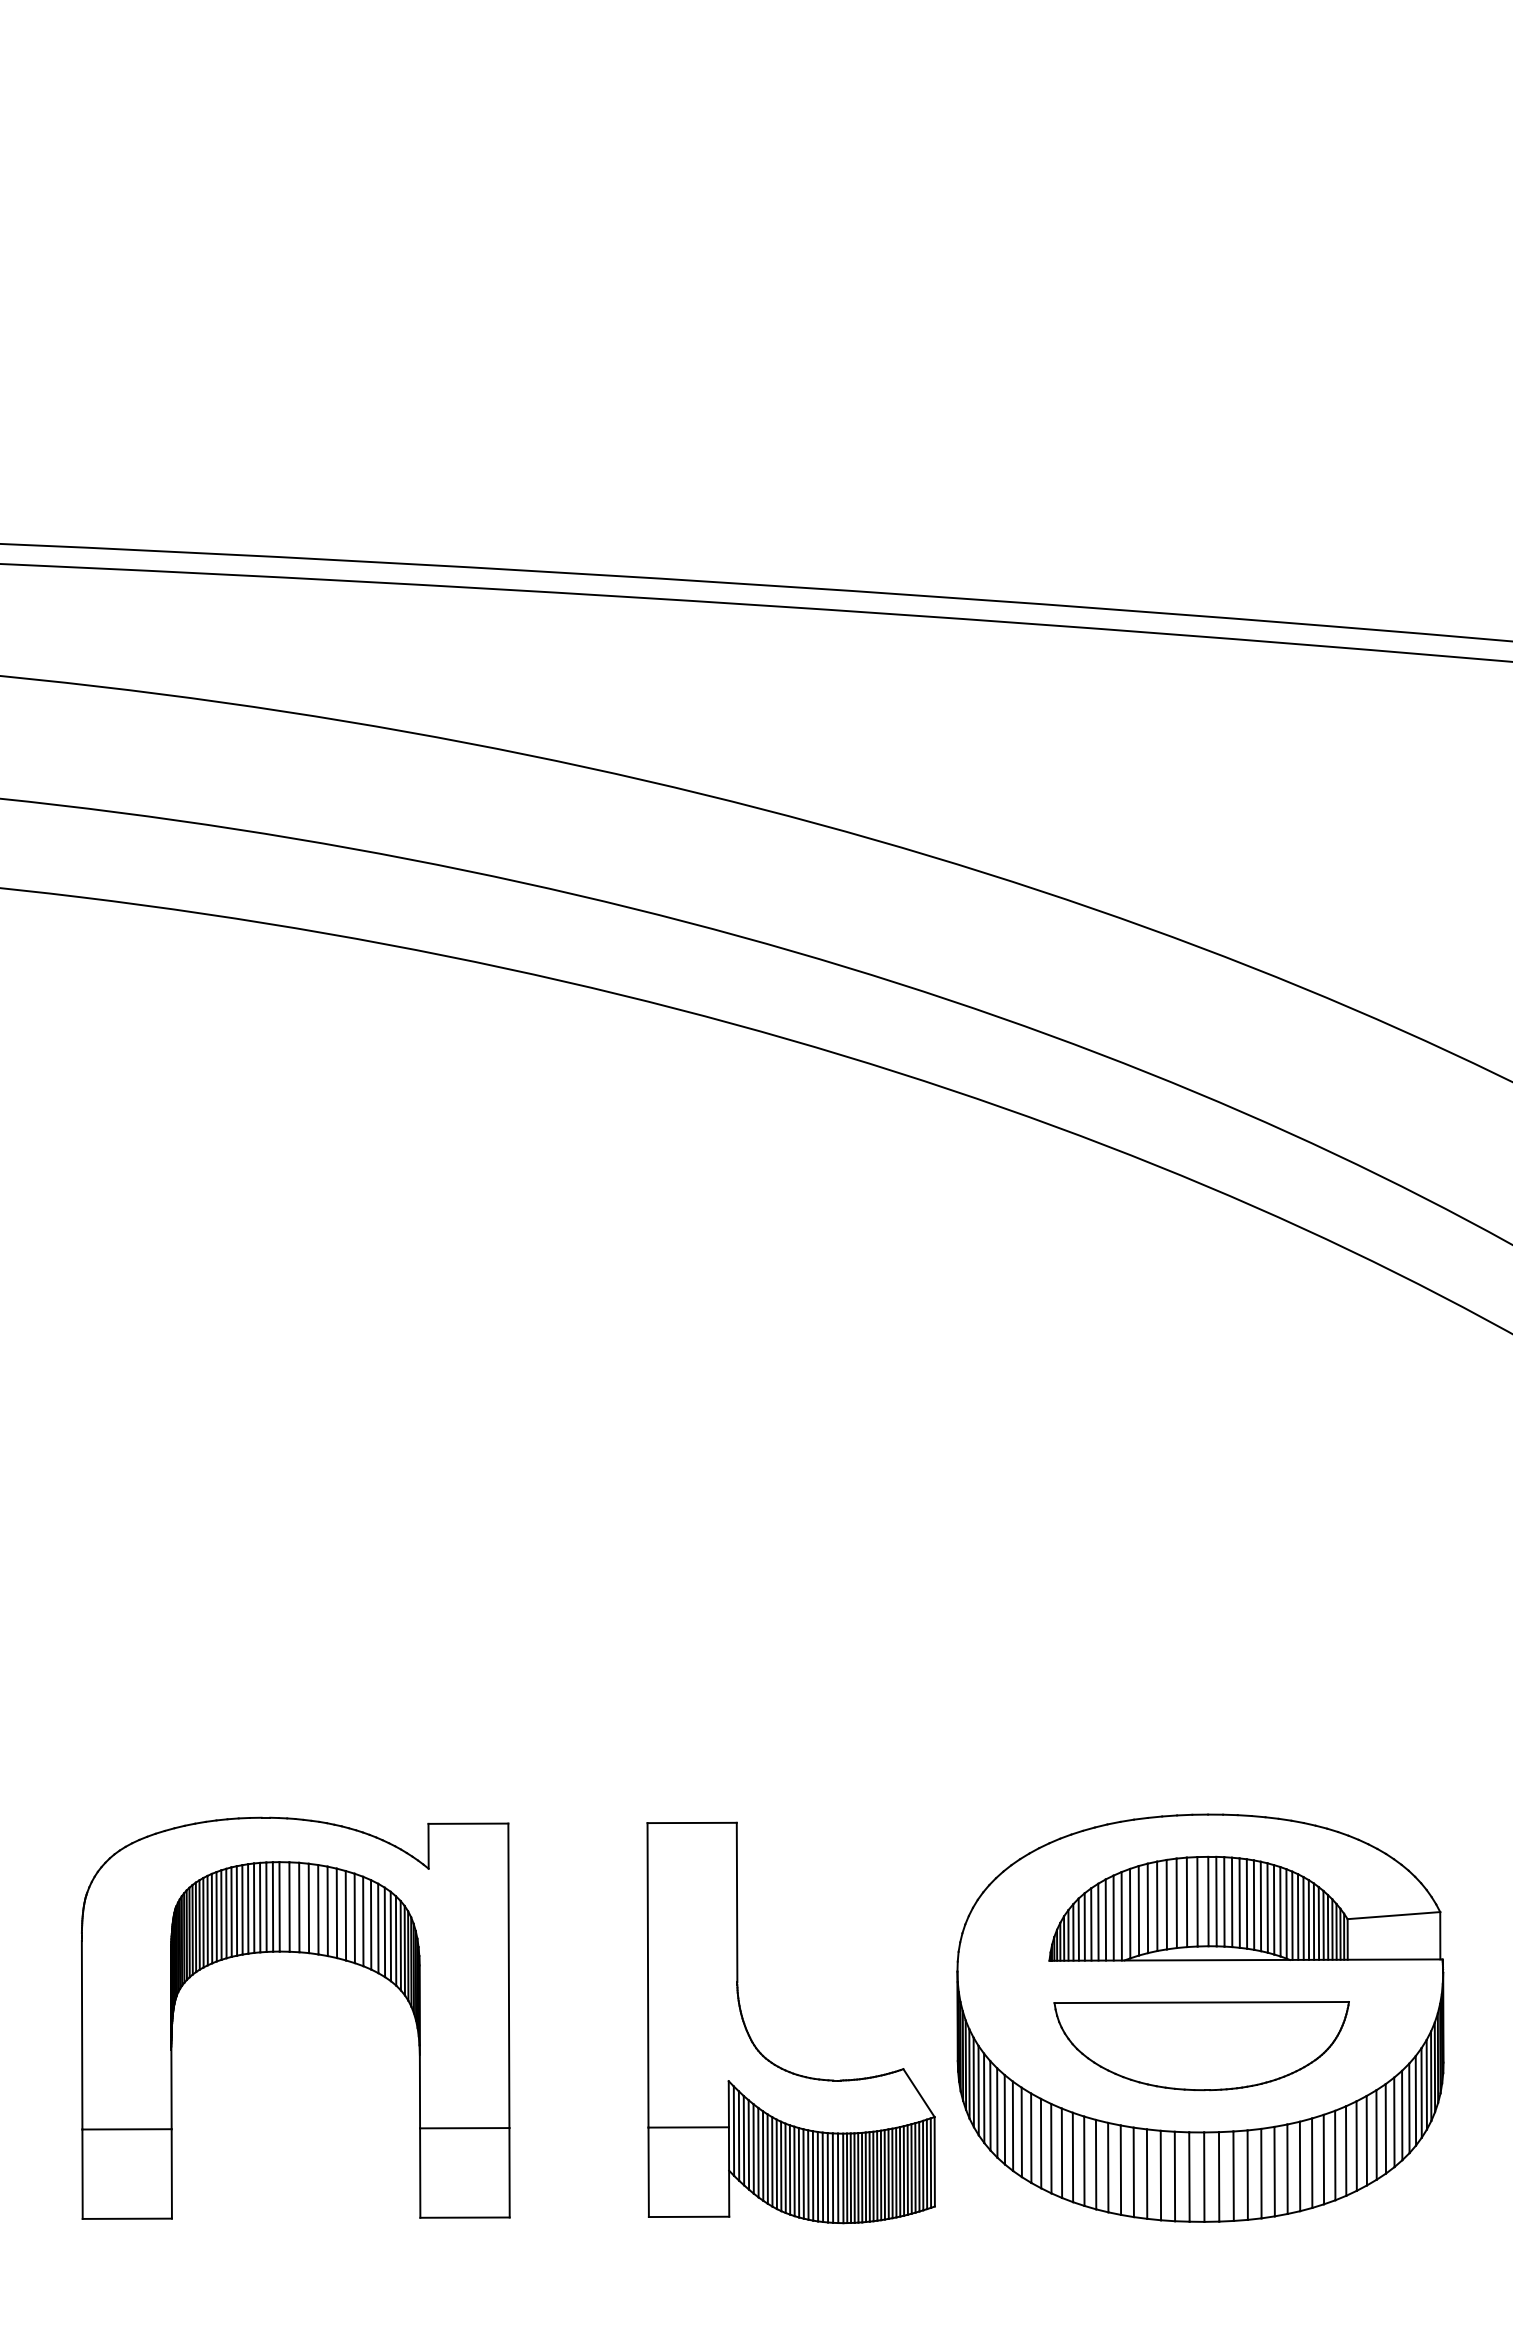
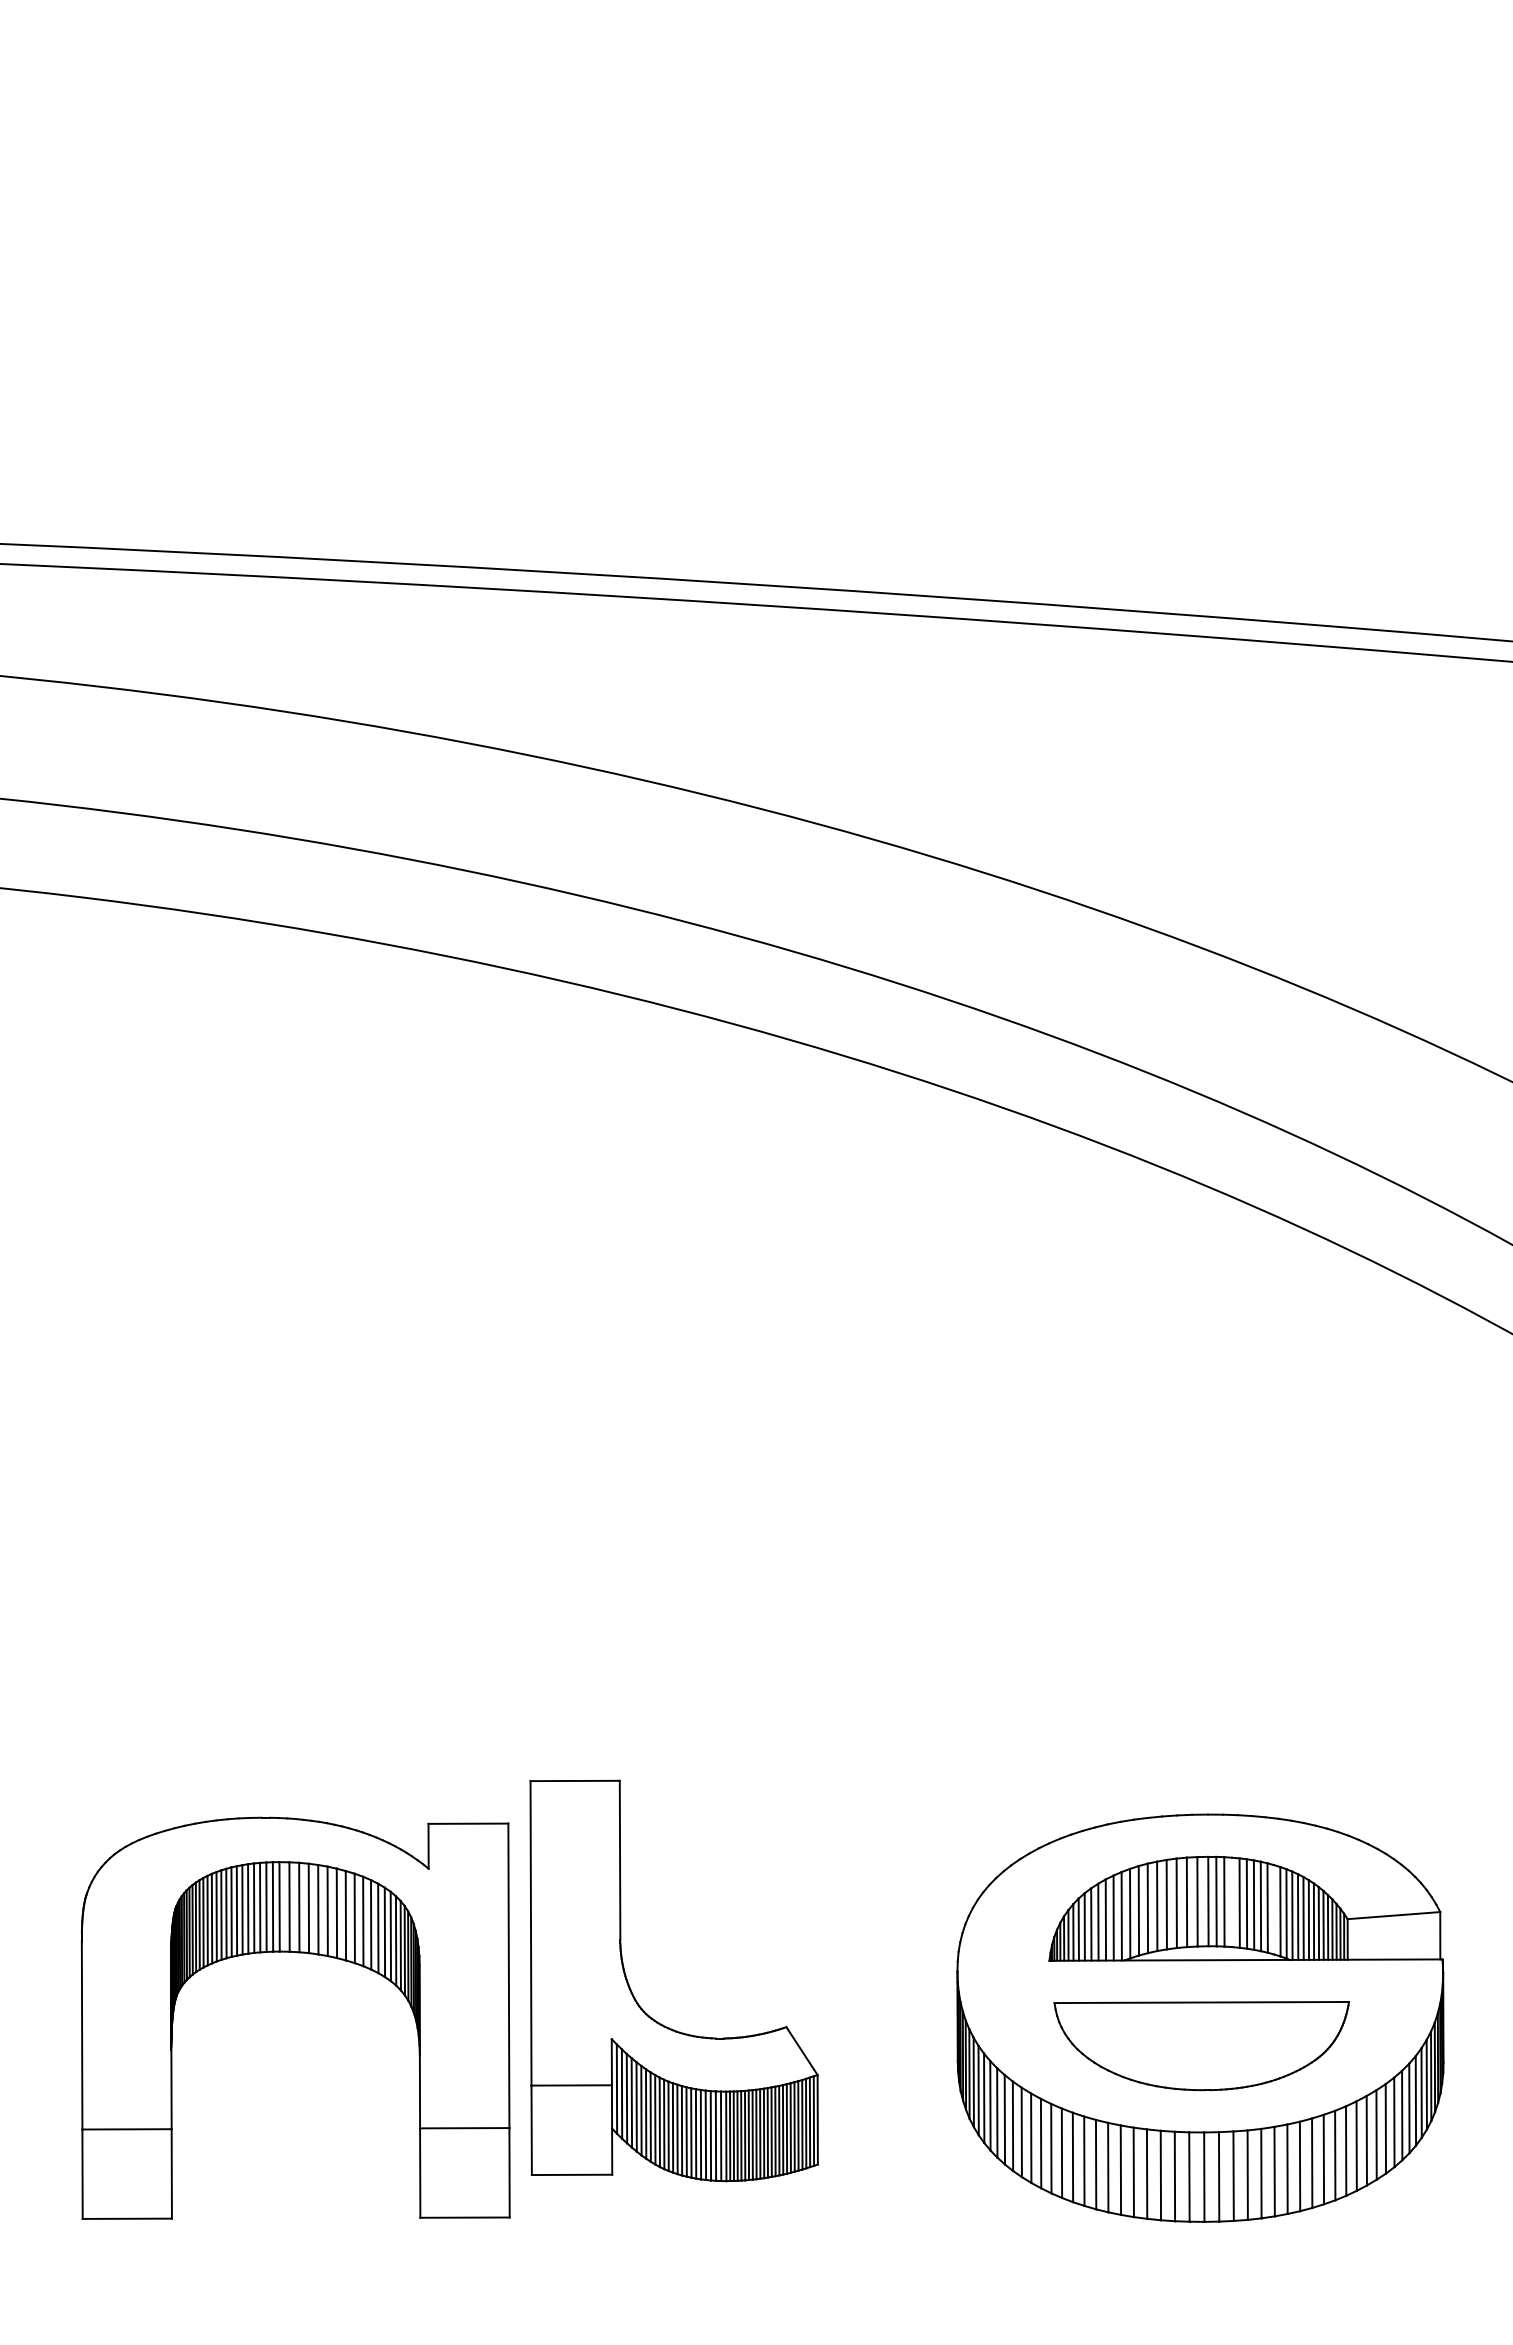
line: present -> none (1232, 1902)
line: present -> none (1273, 1909)
part position: (753, 2041) -> (636, 1999) (636, 1999)
